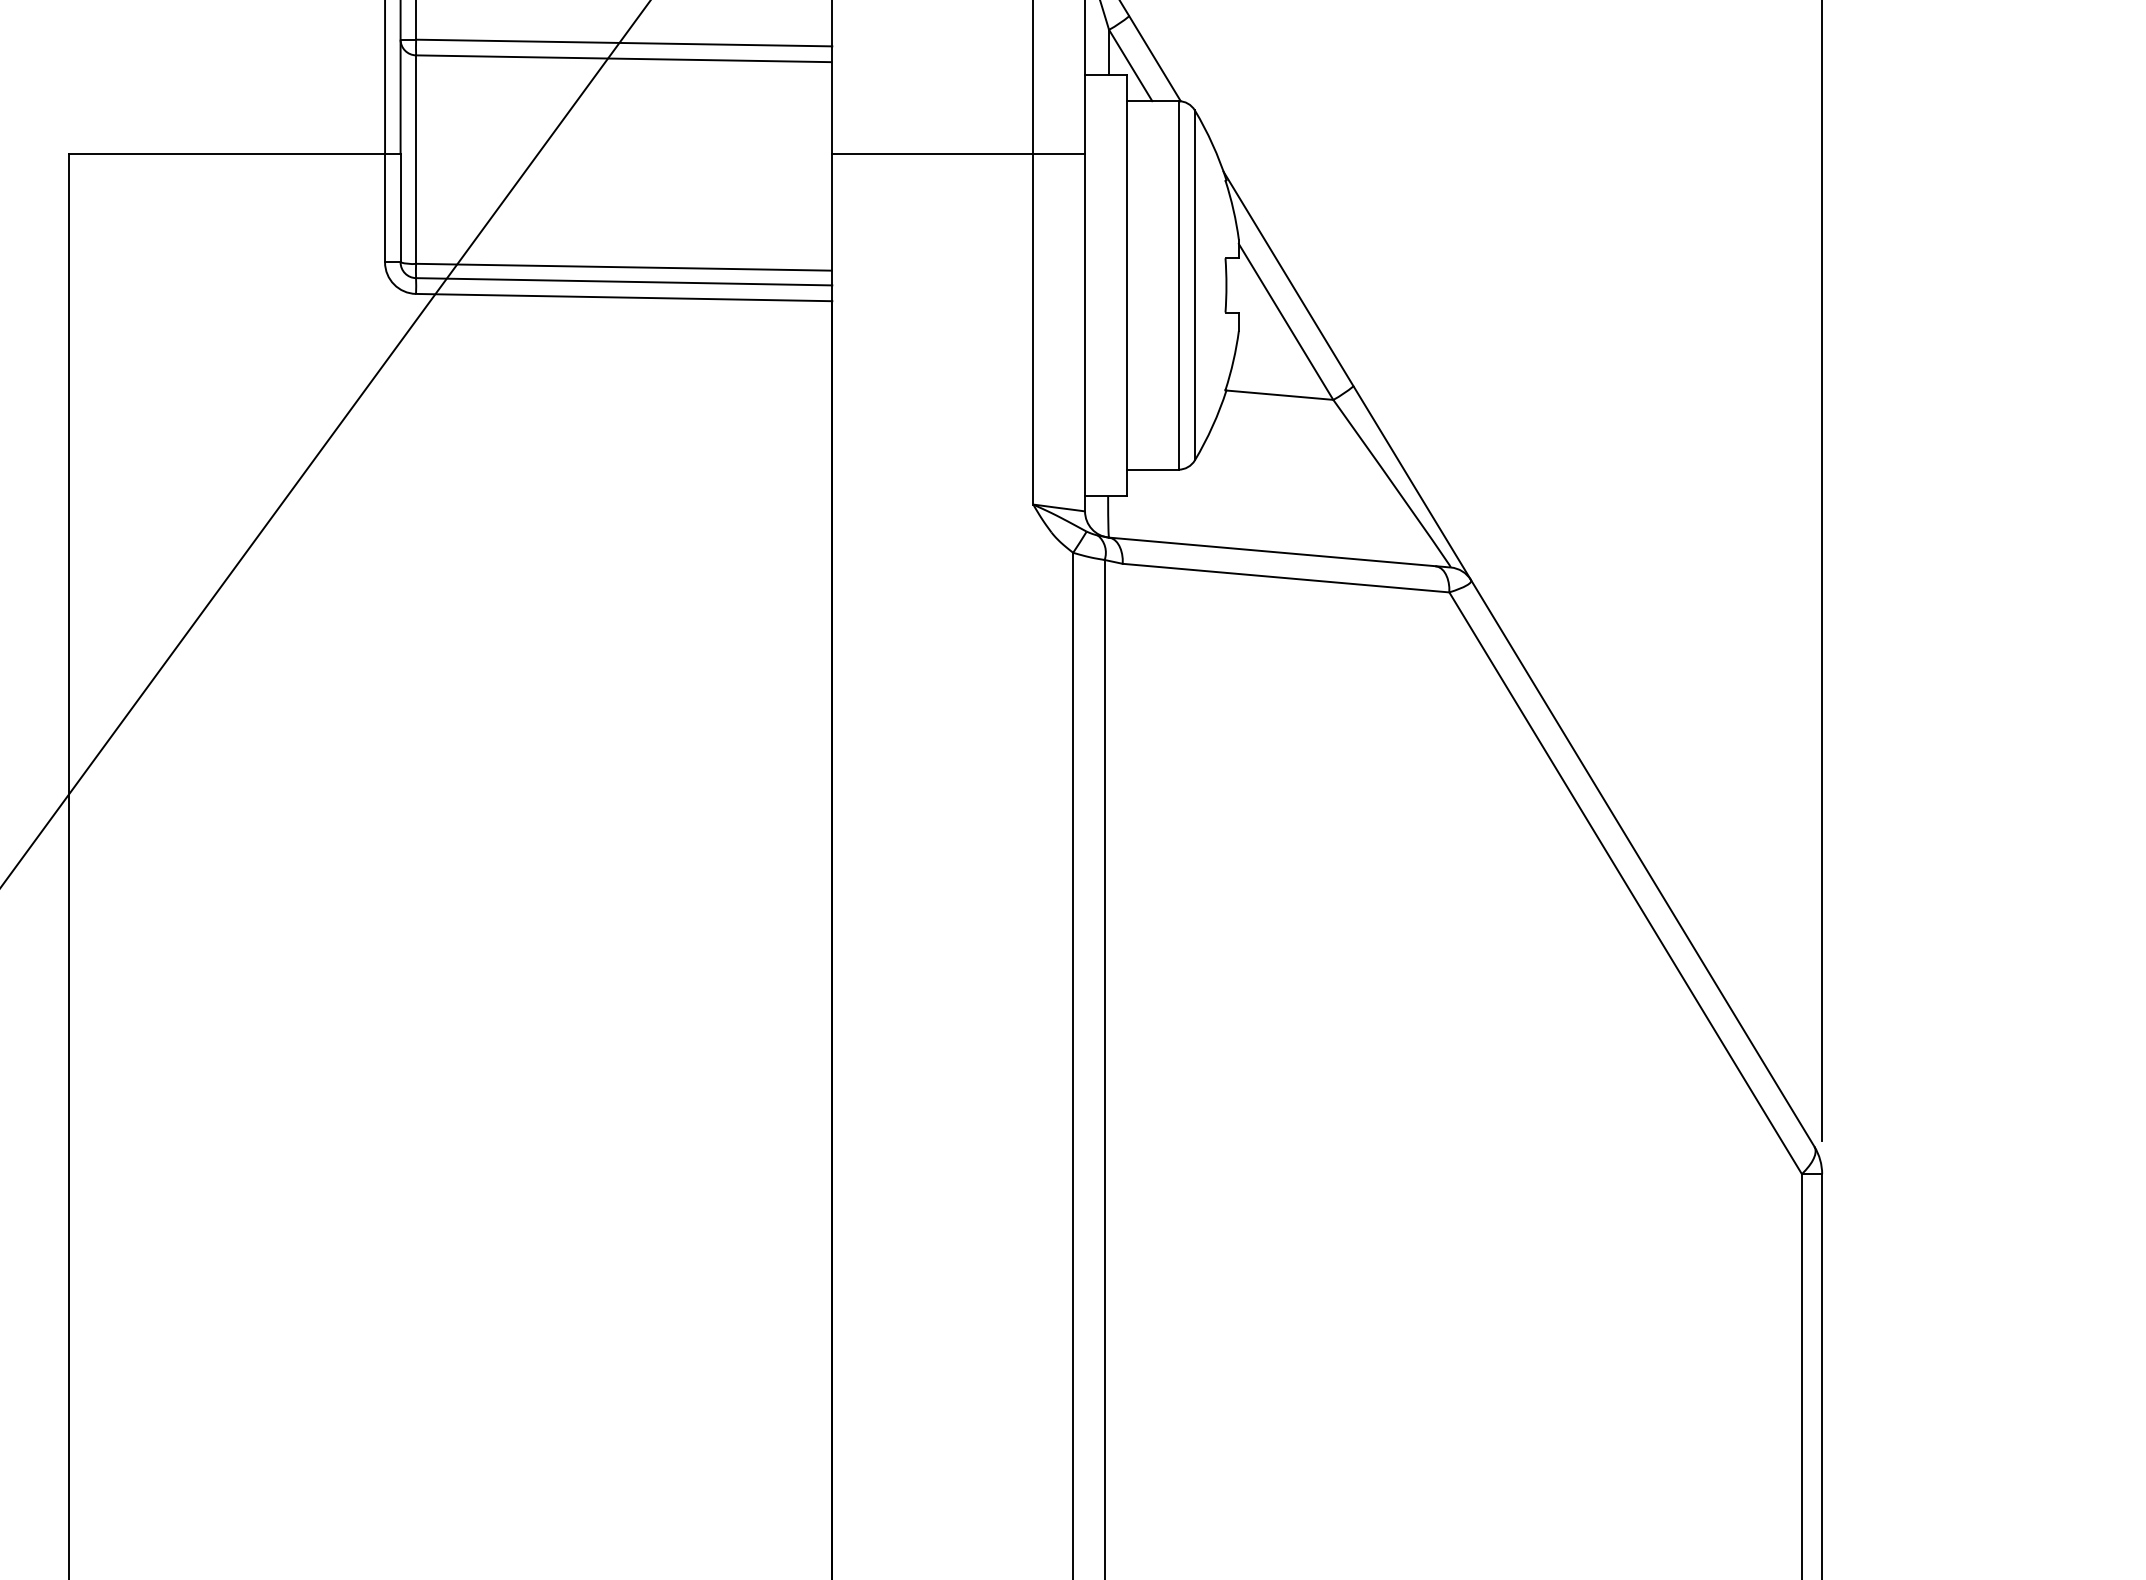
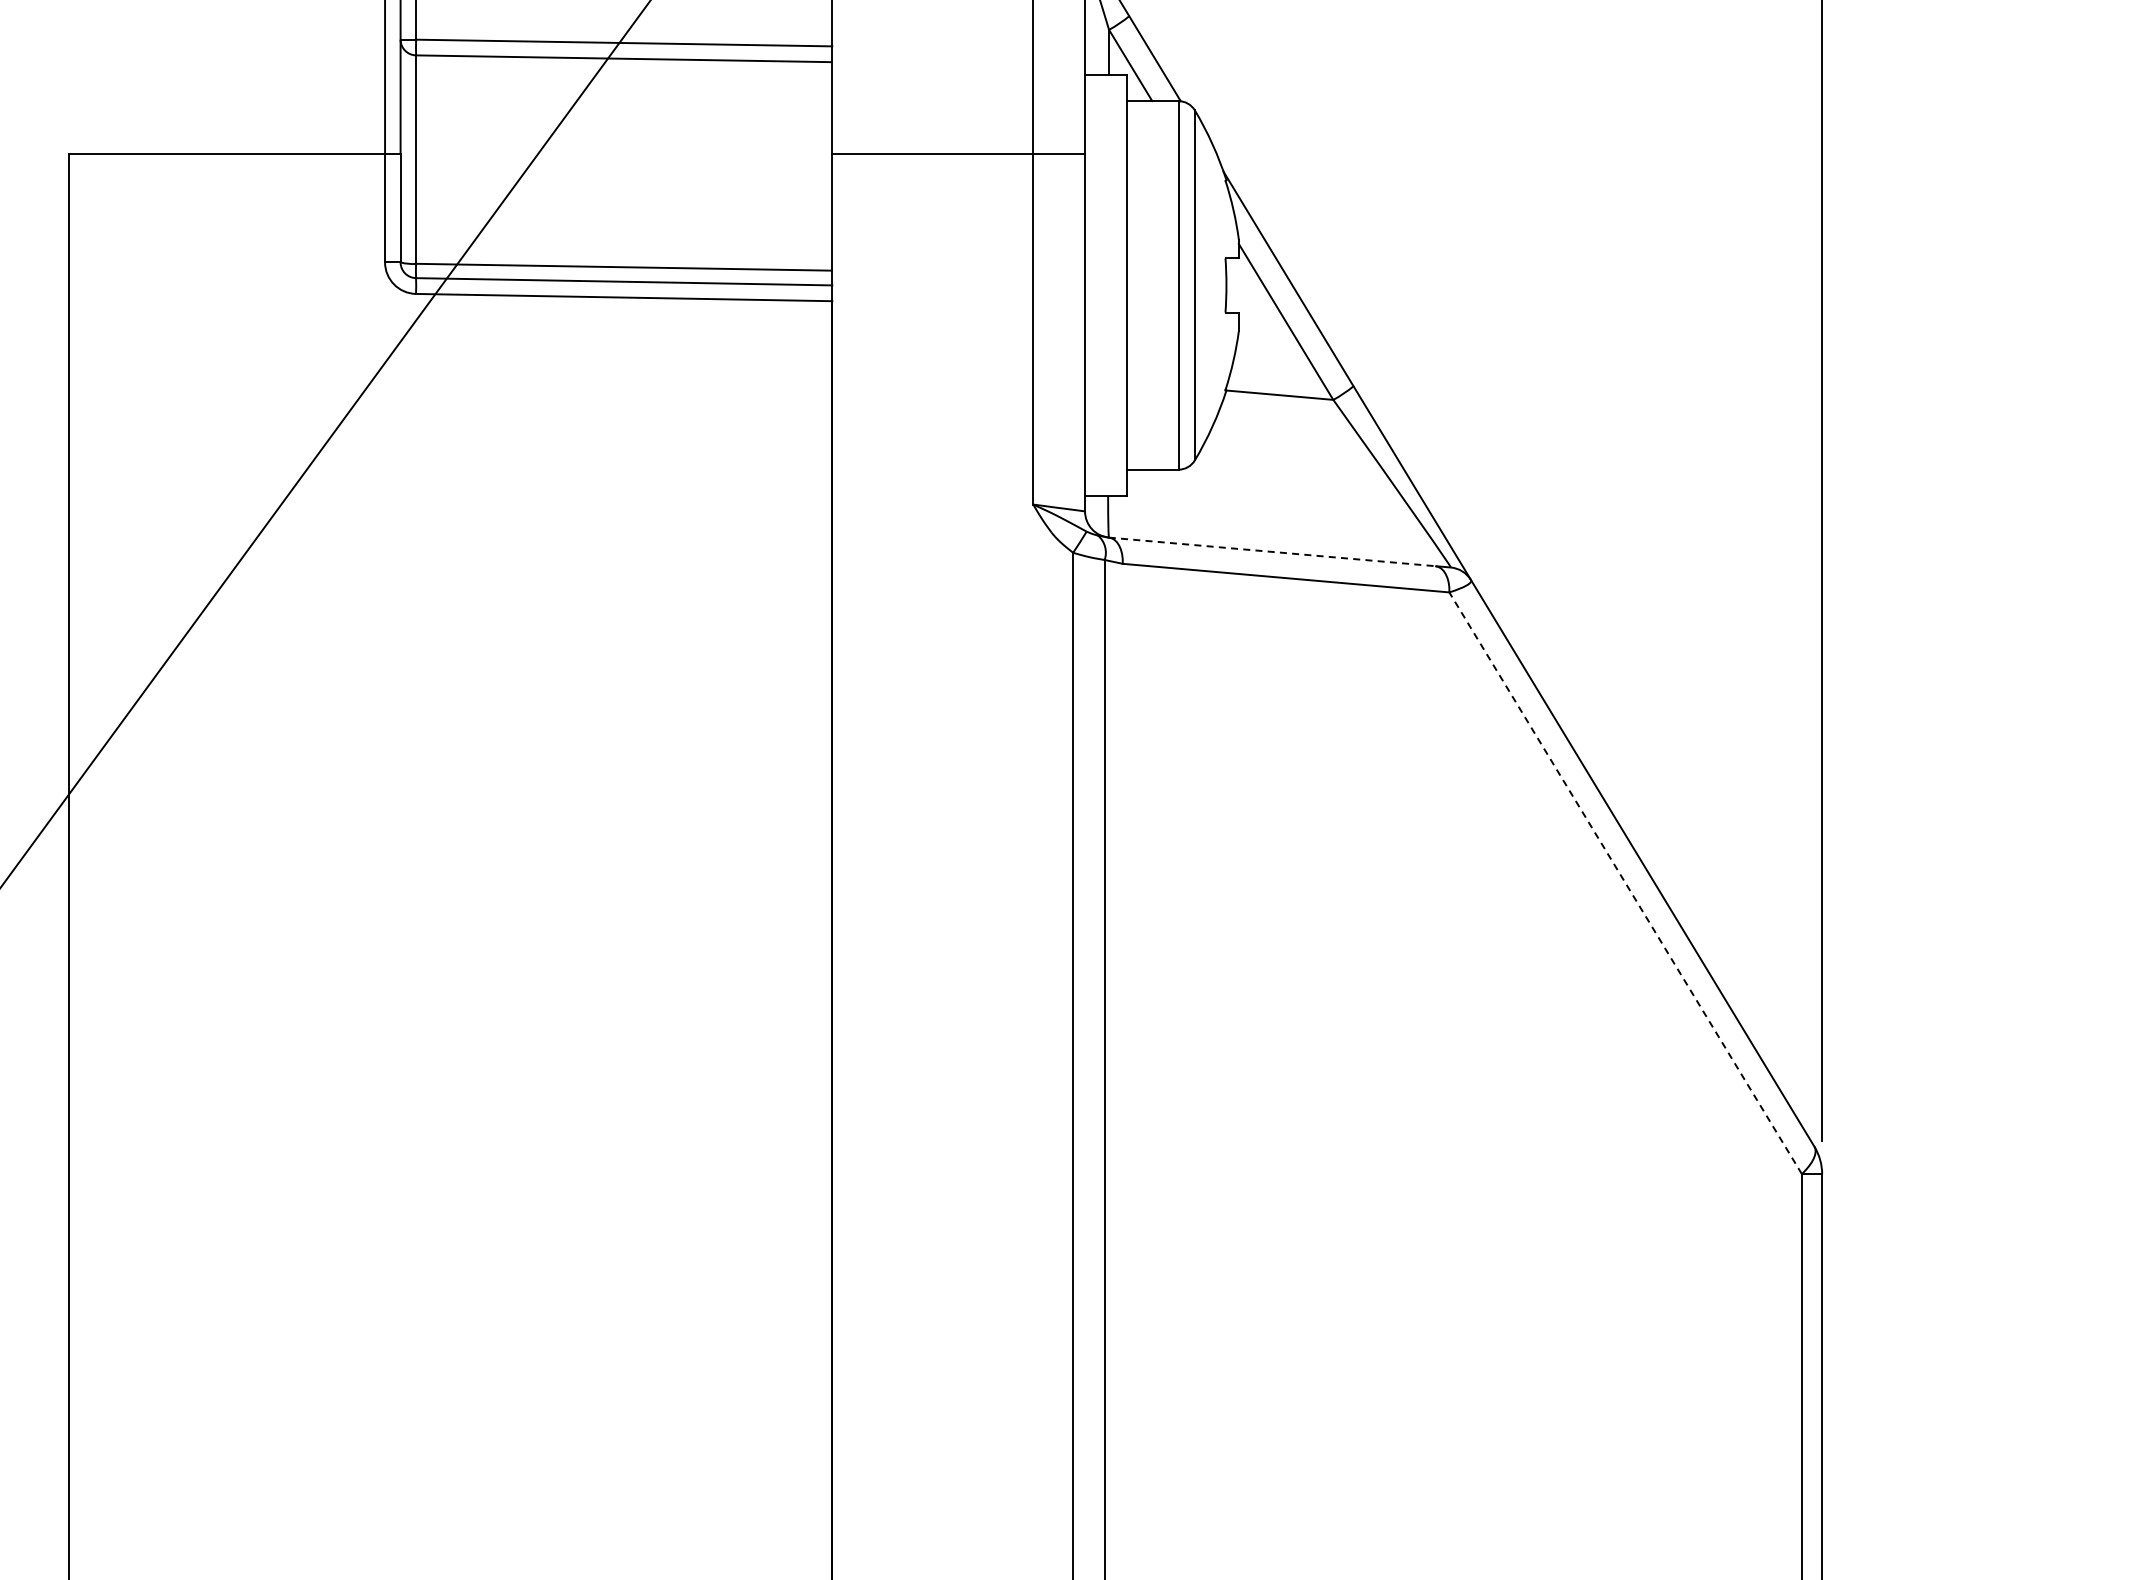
line: solid -> dashed (1272, 551)
line: solid -> dashed (1625, 882)
